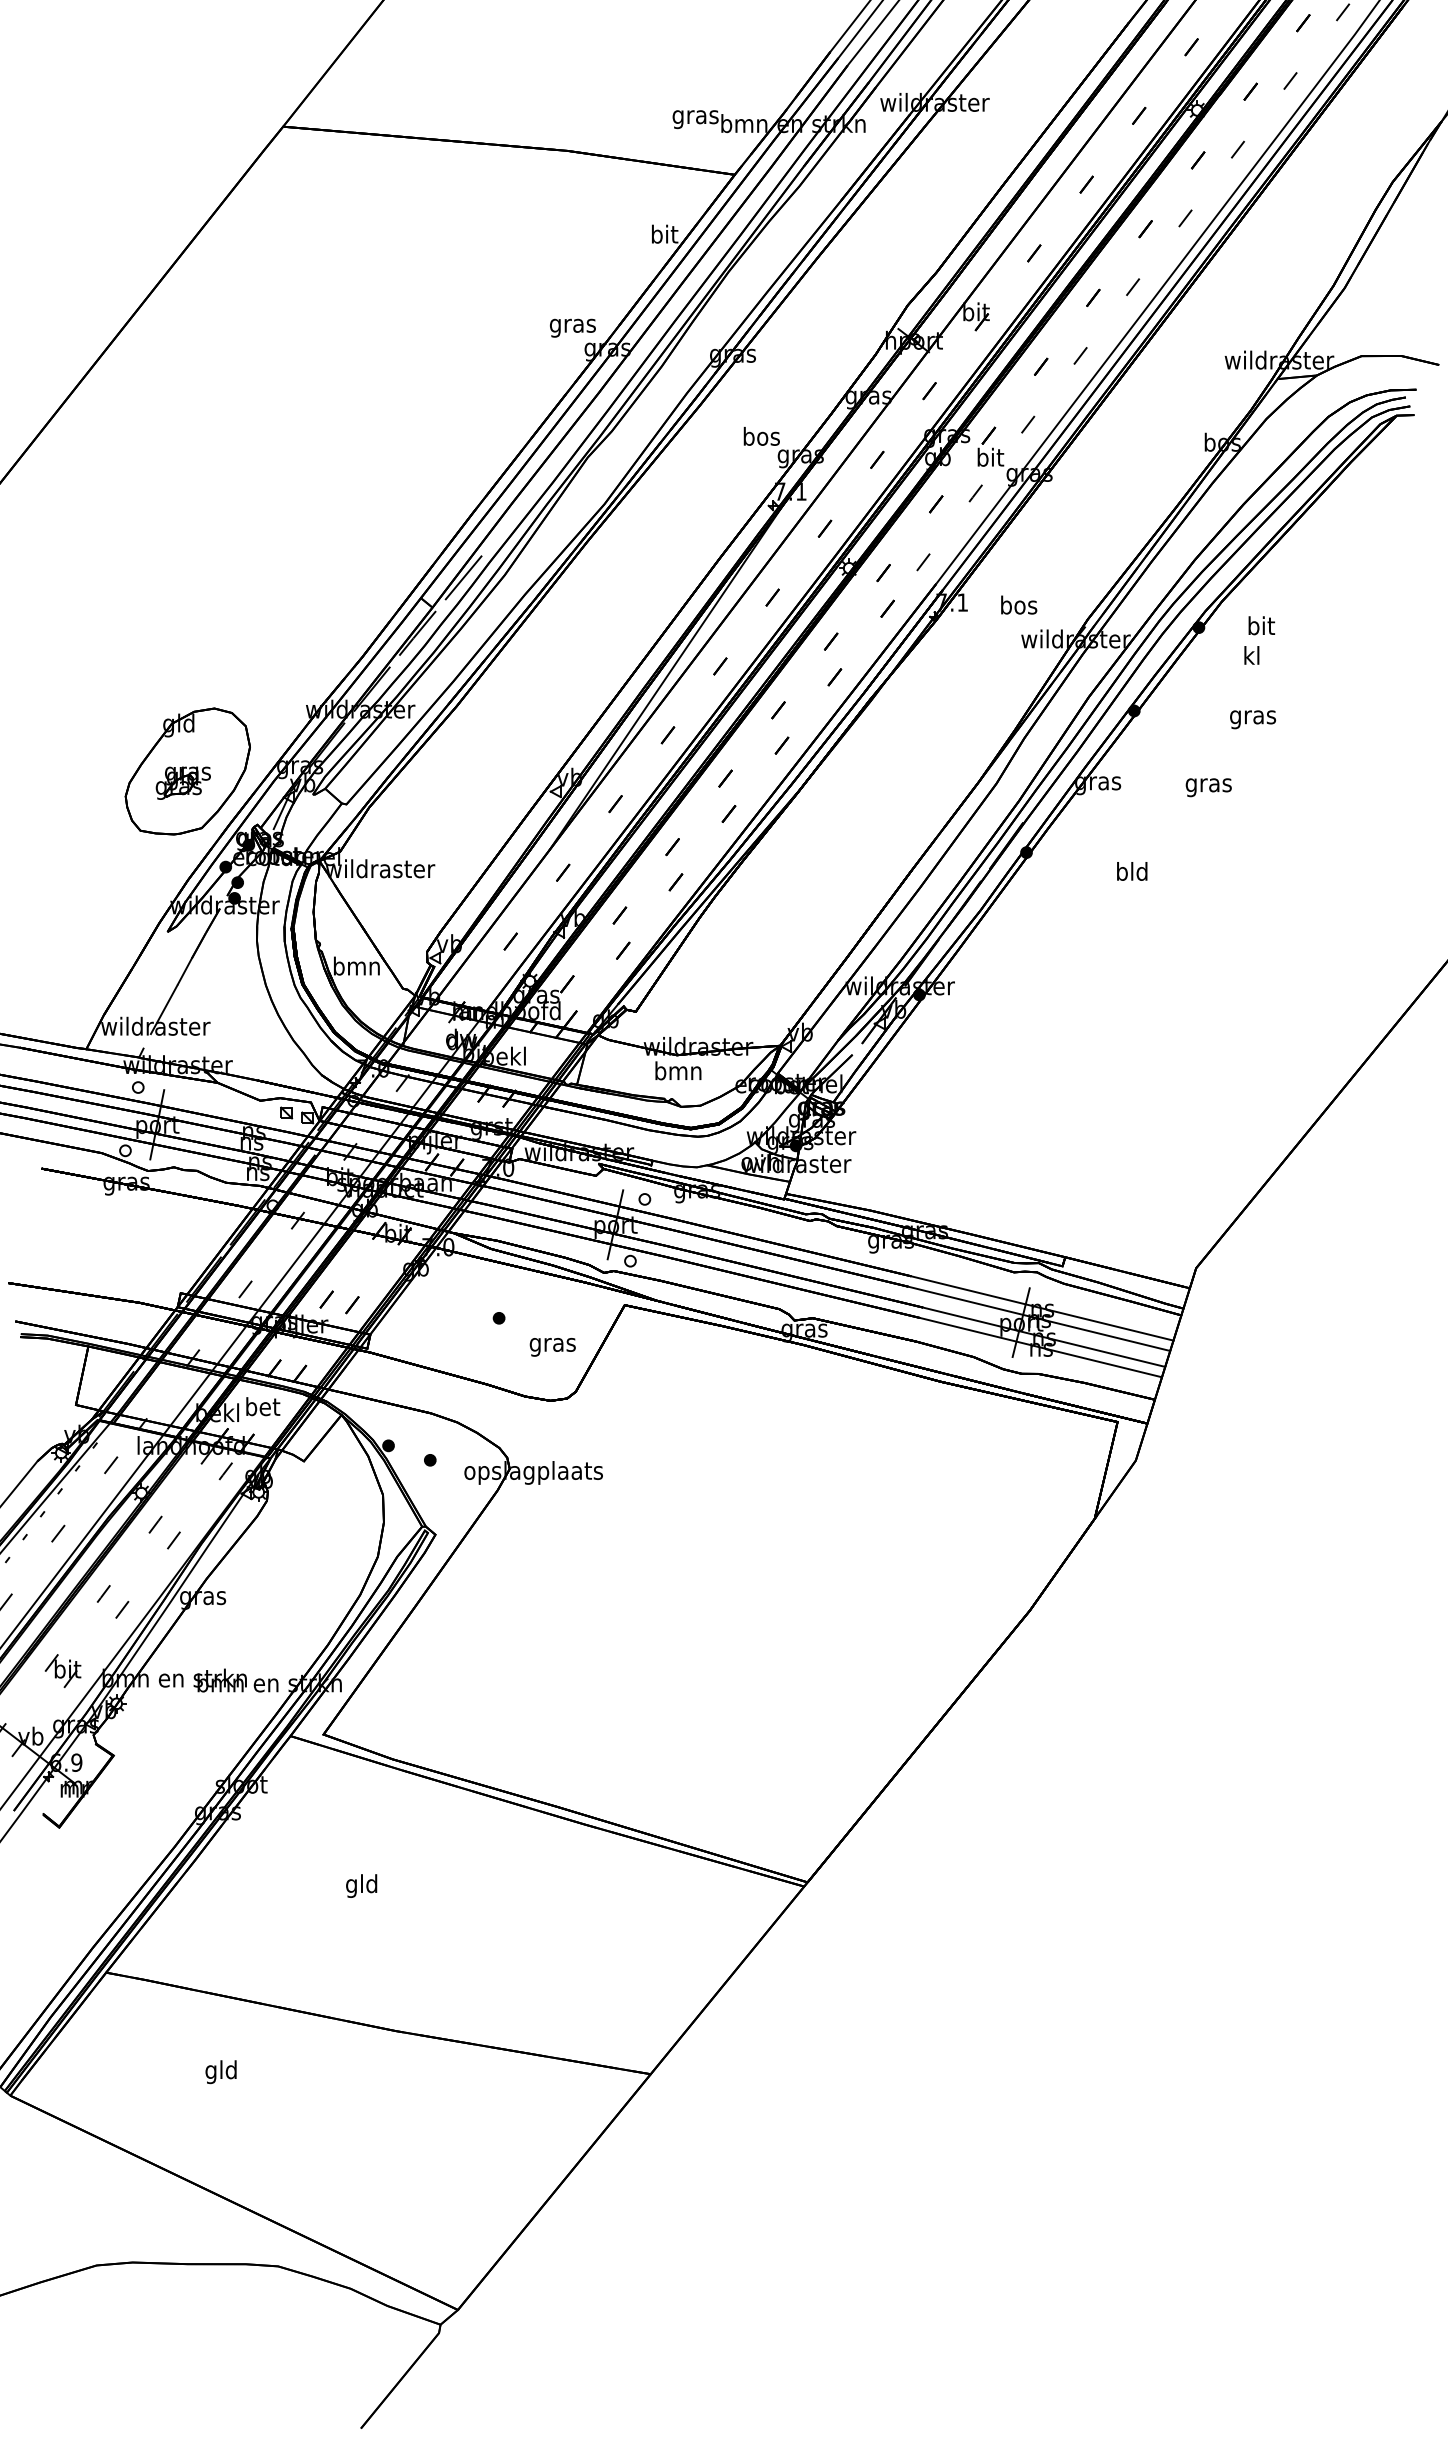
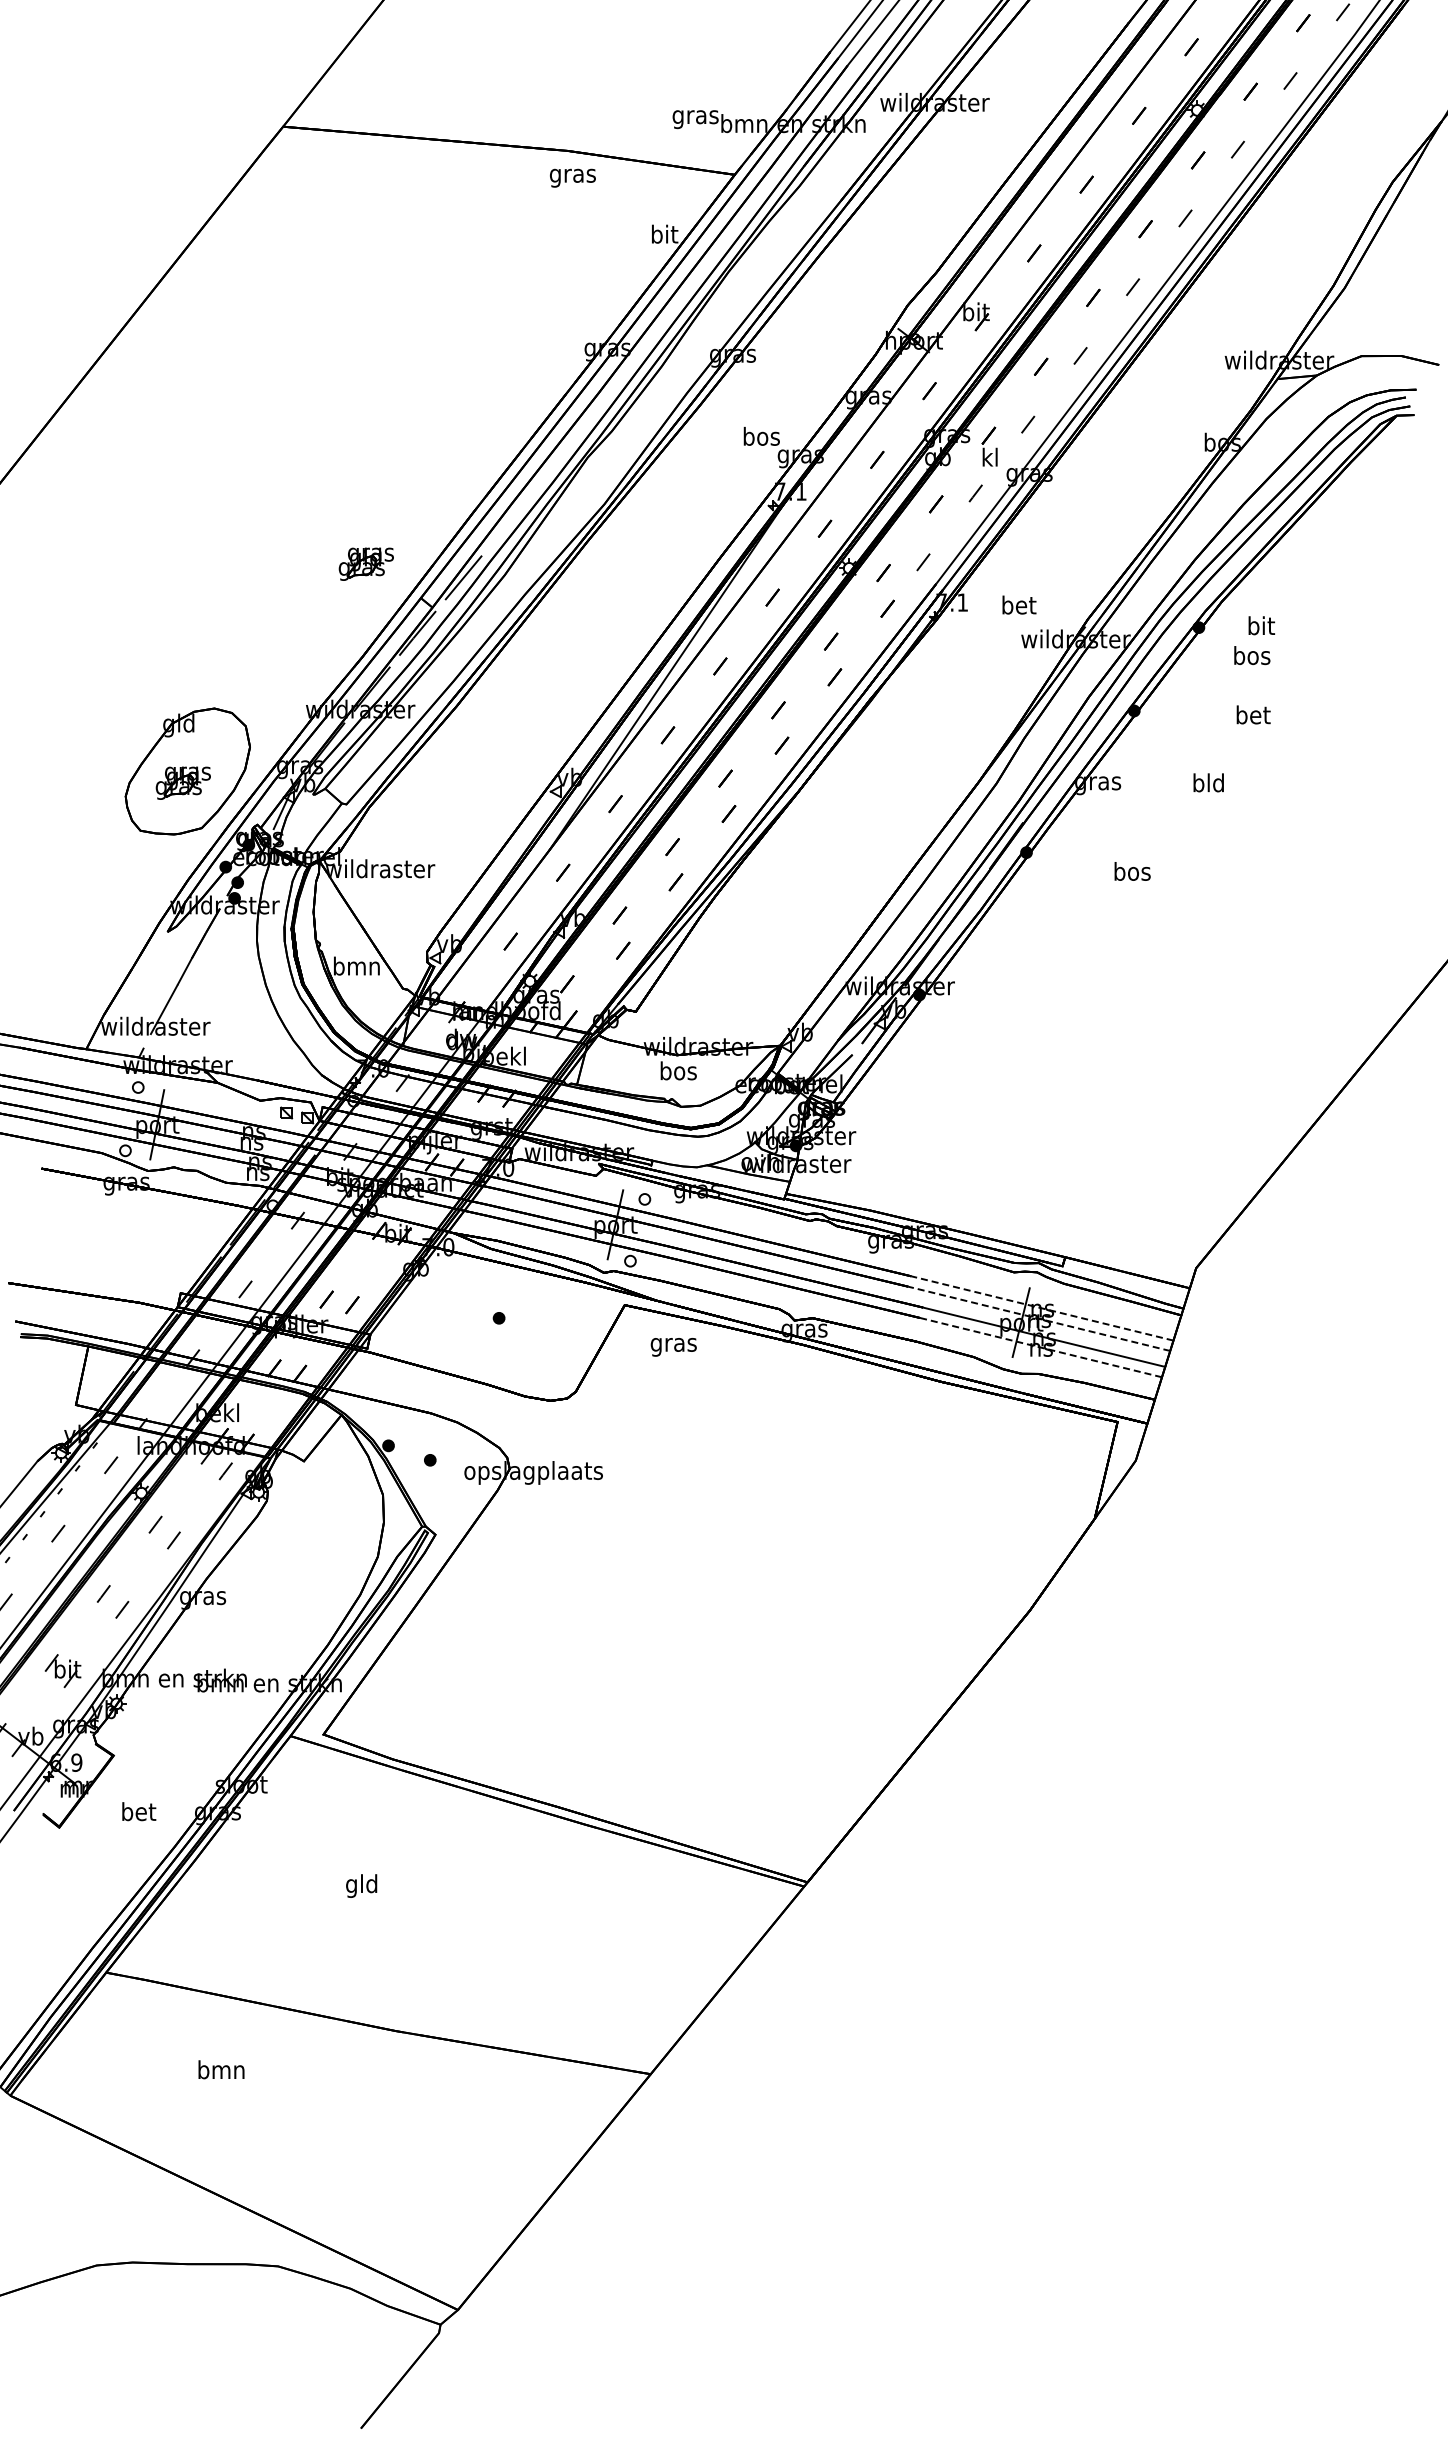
text position: (572, 327) -> (572, 177) (572, 177)
text: bit -> kl (990, 456)
part: none -> present (365, 563)
text: bos -> bet (1019, 604)
text: kl -> bos (1252, 655)
text: gras -> bet (1253, 717)
text: gras -> bld (1208, 785)
text: bld -> bos (1132, 871)
text: bmn -> bos (678, 1070)
line: solid -> dashed (1042, 1308)
line: solid -> dashed (1039, 1318)
text position: (552, 1347) -> (673, 1347) (673, 1347)
line: solid -> dashed (1040, 1347)
text position: (263, 1406) -> (139, 1811) (139, 1811)
text: gld -> bmn (221, 2072)
